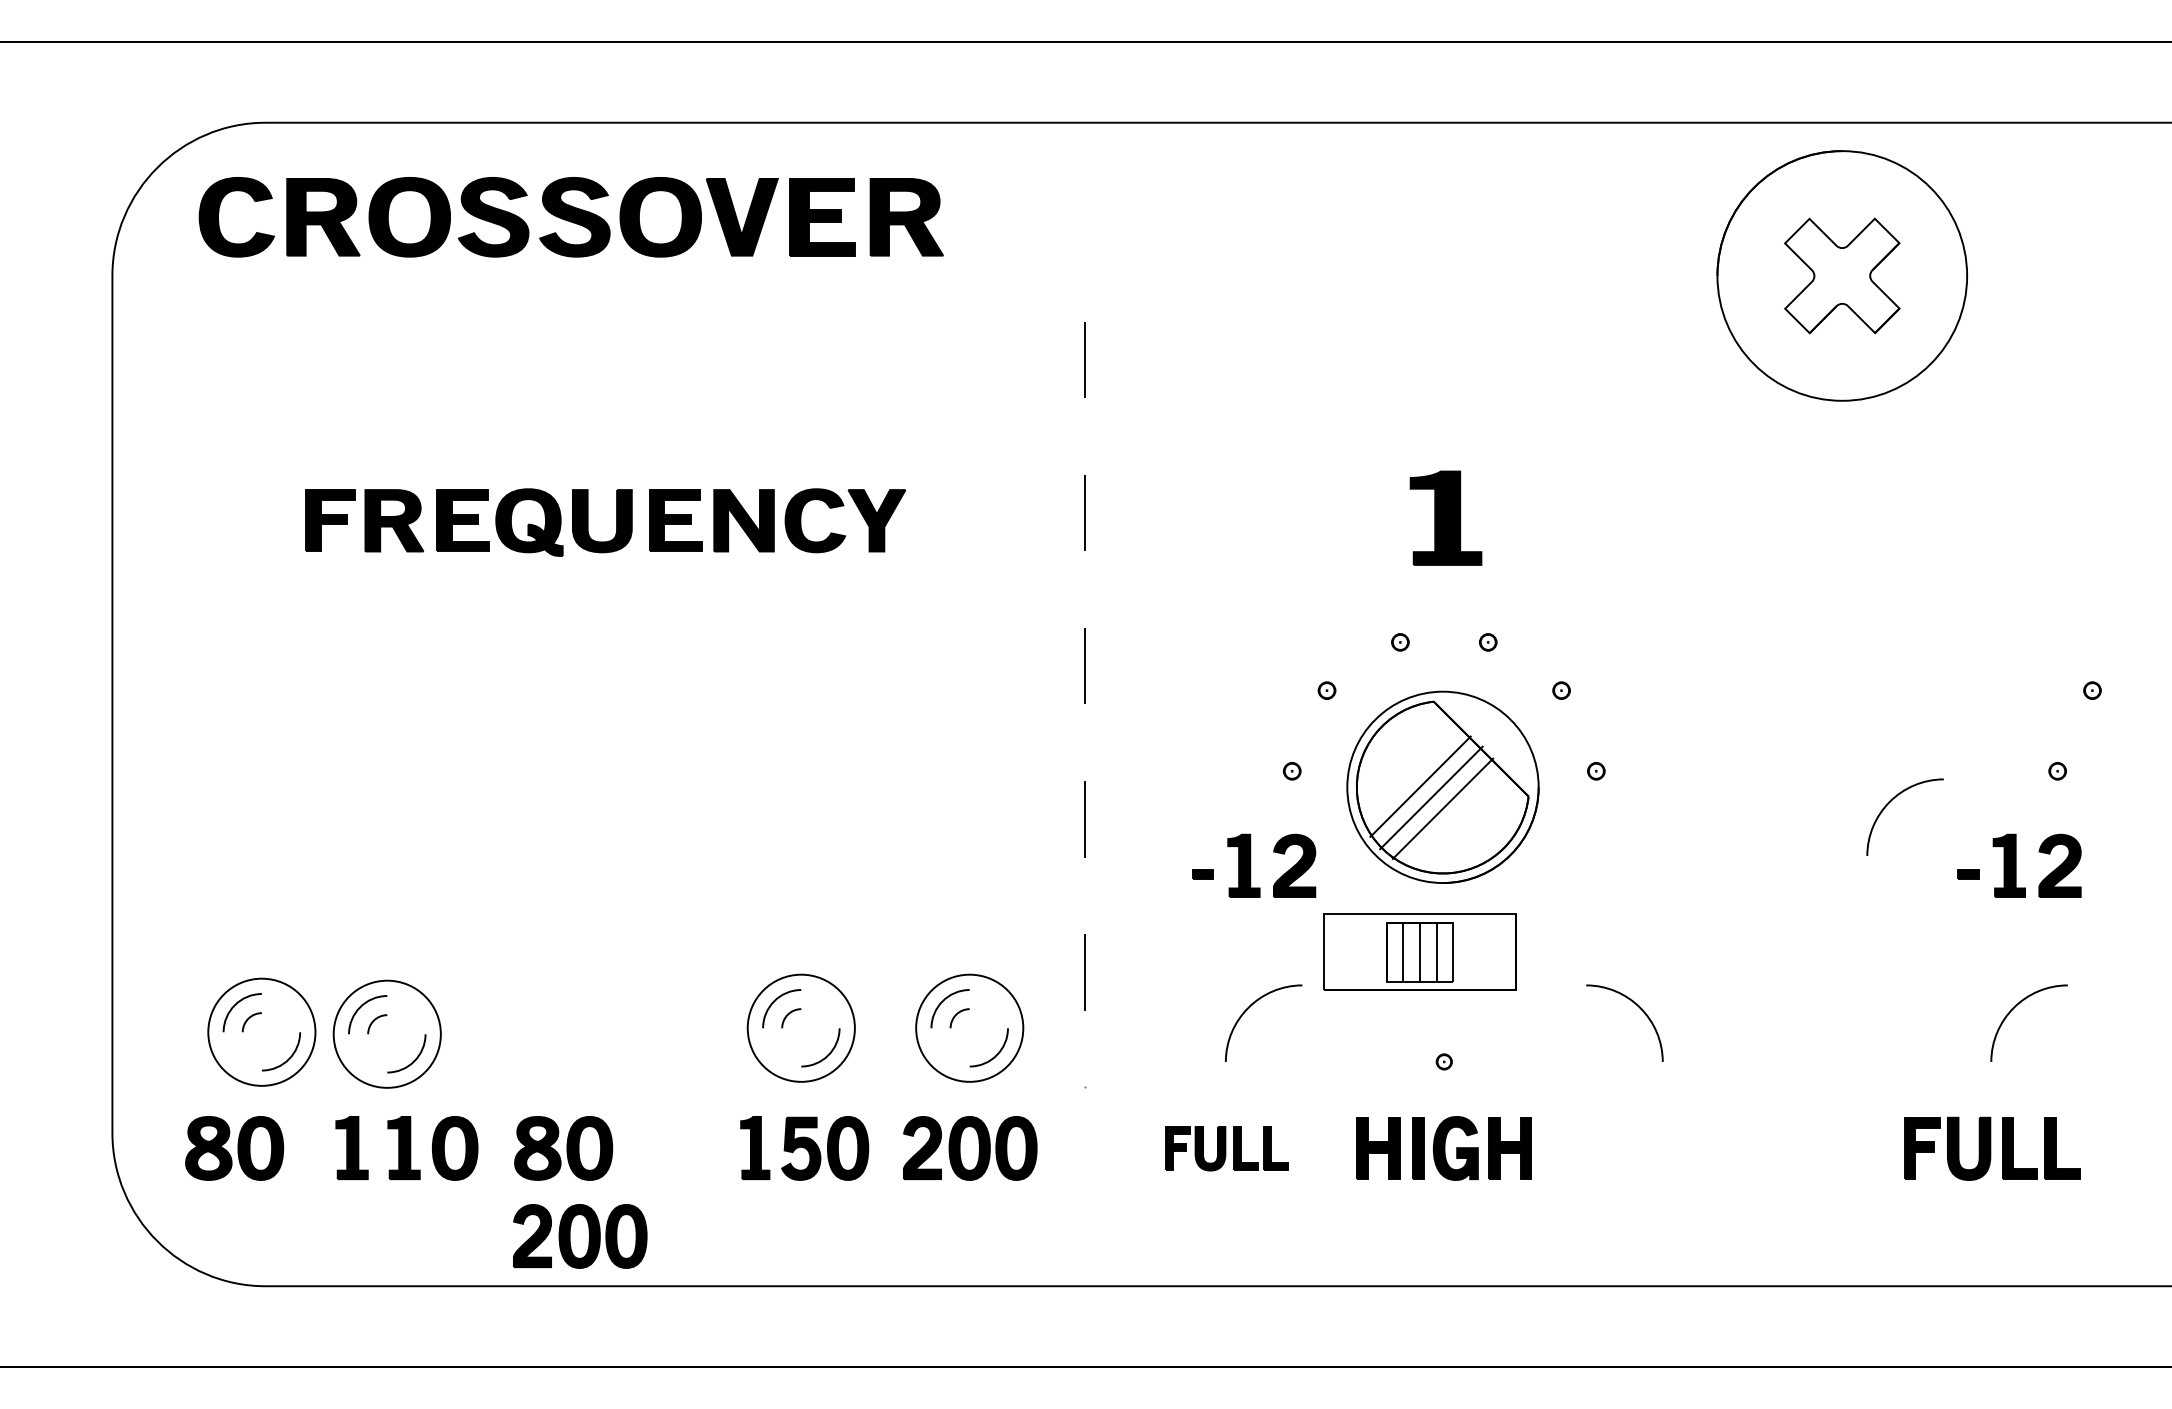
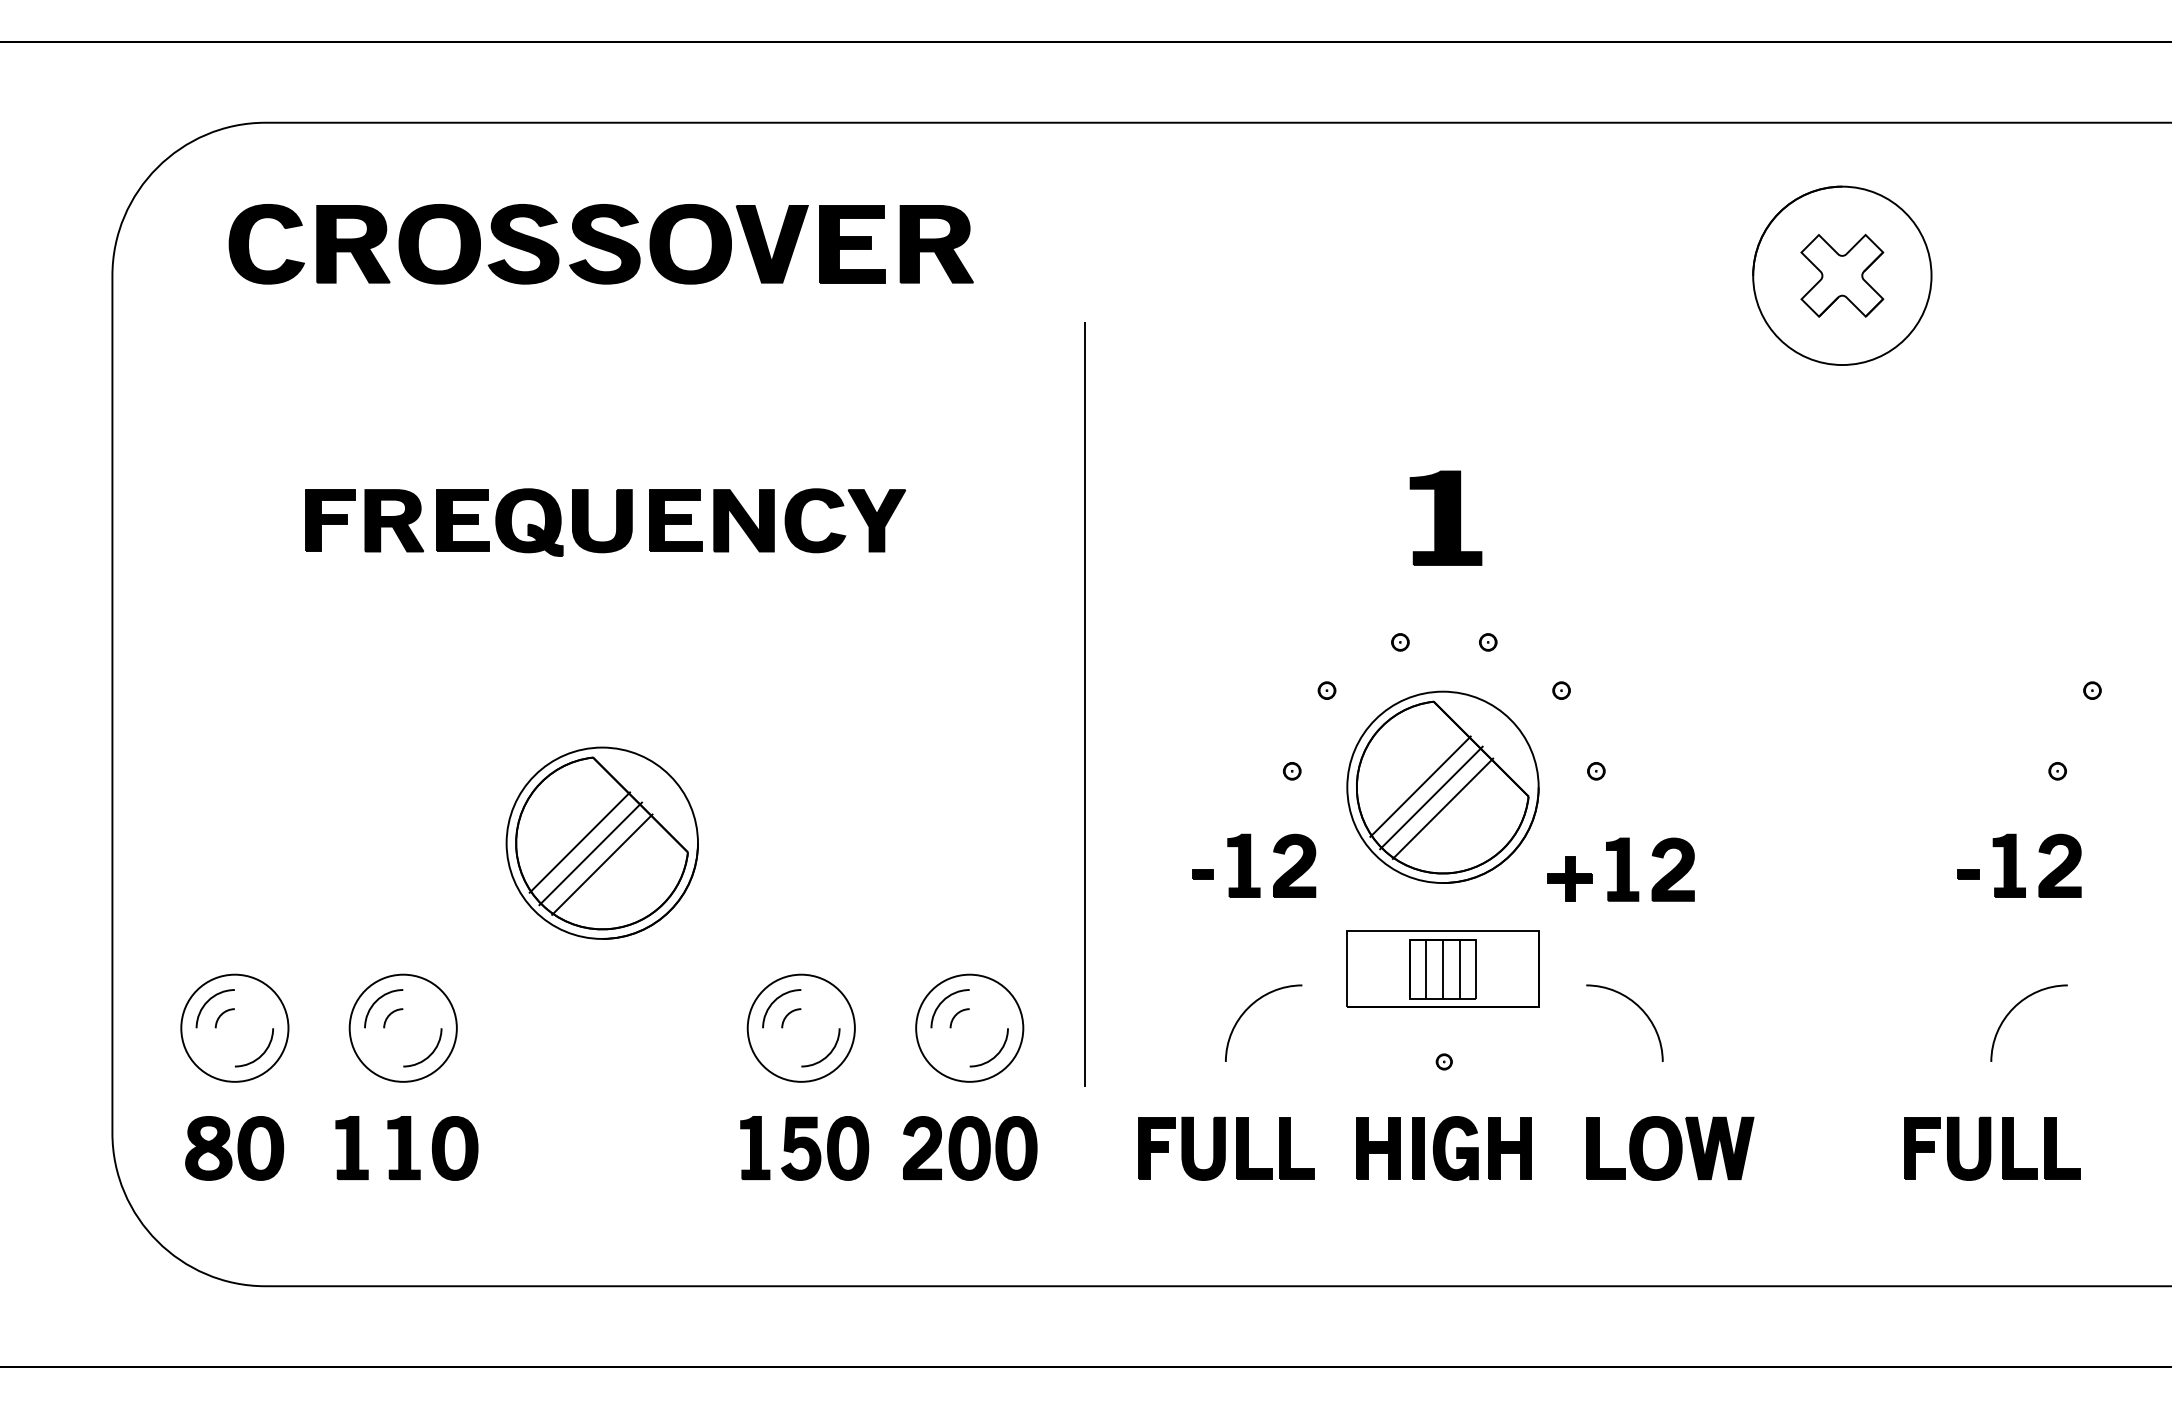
part position: (570, 217) -> (600, 244) (600, 244)
part size: 252x252 px -> 181x181 px (1842, 275)
line: dashed -> solid (1084, 704)
curve: present -> none (1890, 802)
part: none -> present (601, 842)
part: none -> present (1620, 869)
part position: (1419, 951) -> (1442, 968) (1442, 968)
part position: (261, 1031) -> (234, 1027) (234, 1027)
part position: (386, 1033) -> (402, 1027) (402, 1027)
part: present -> none (563, 1148)
part size: 124x46 px -> 177x65 px (1226, 1148)
part: none -> present (1670, 1148)
part: present -> none (580, 1236)
